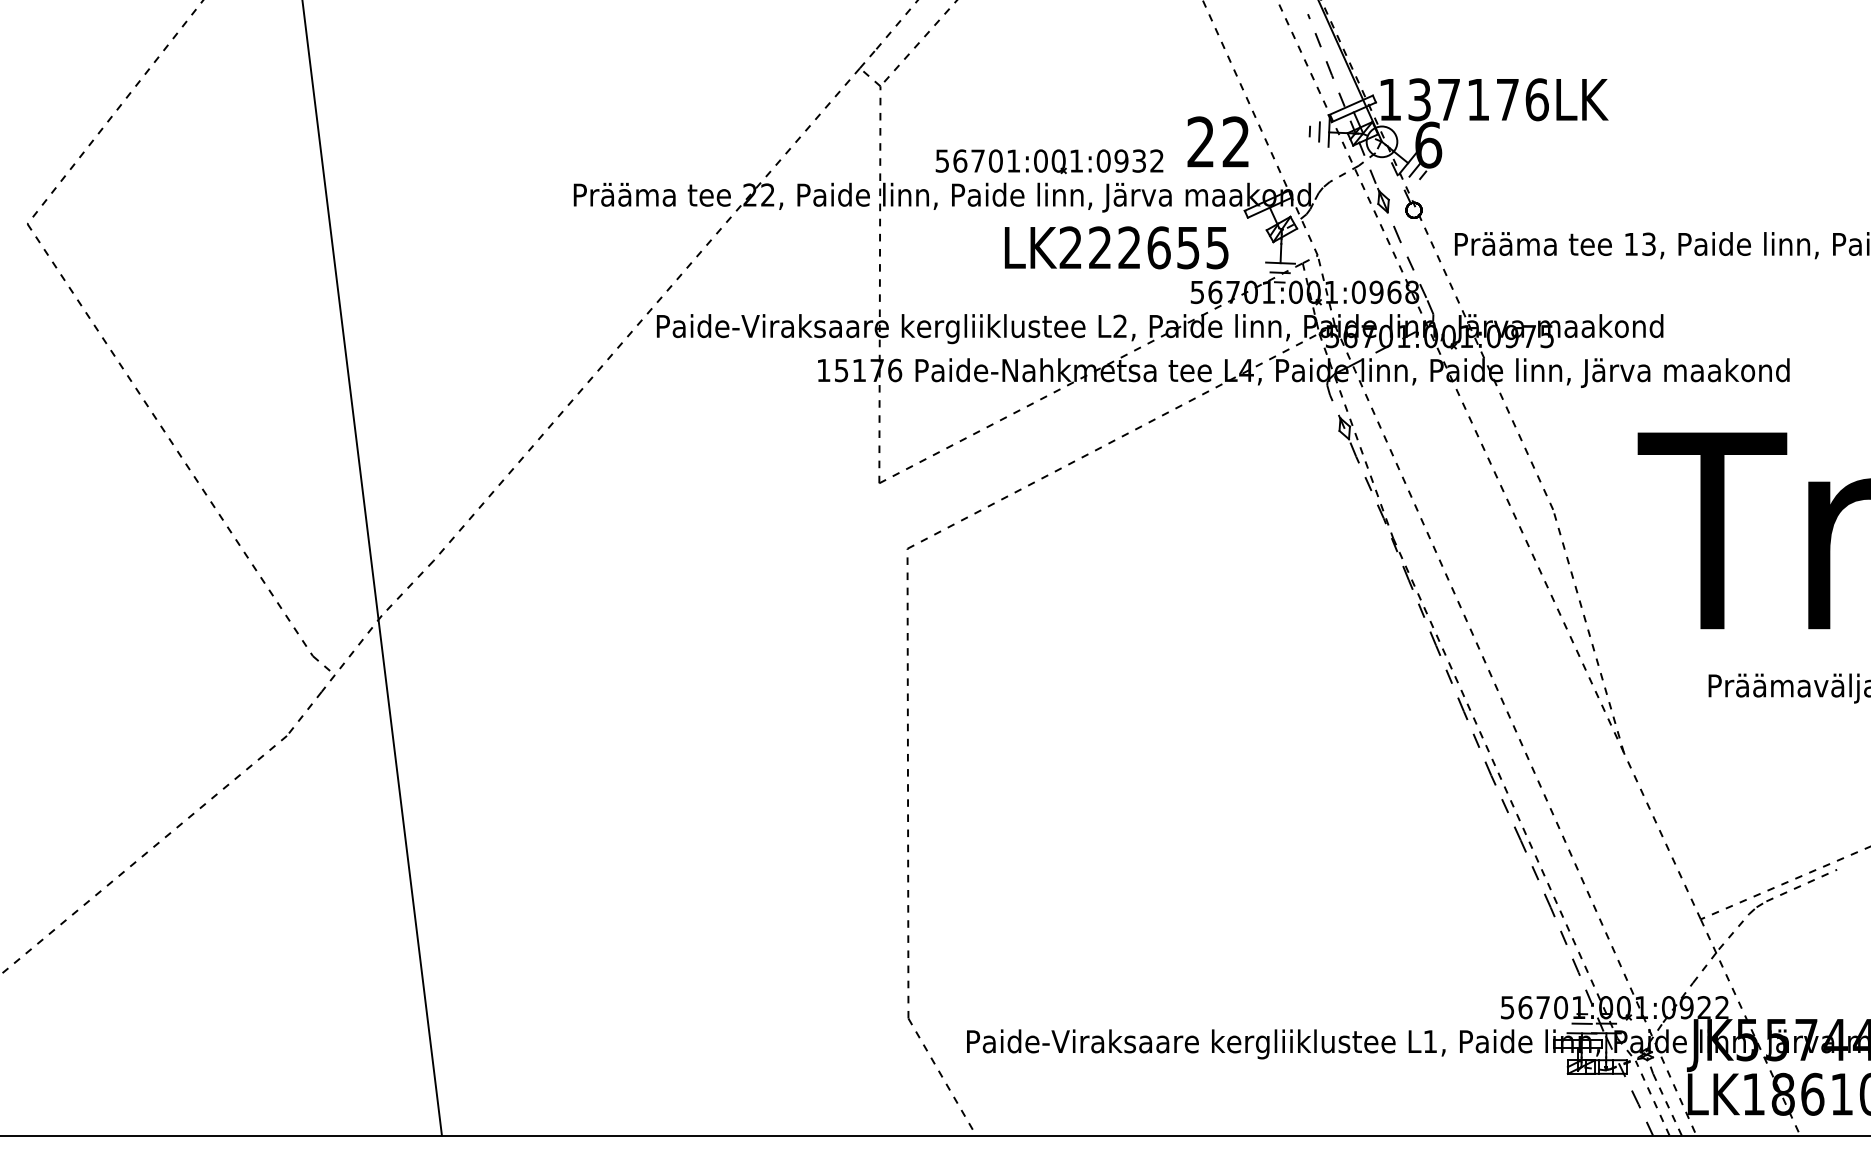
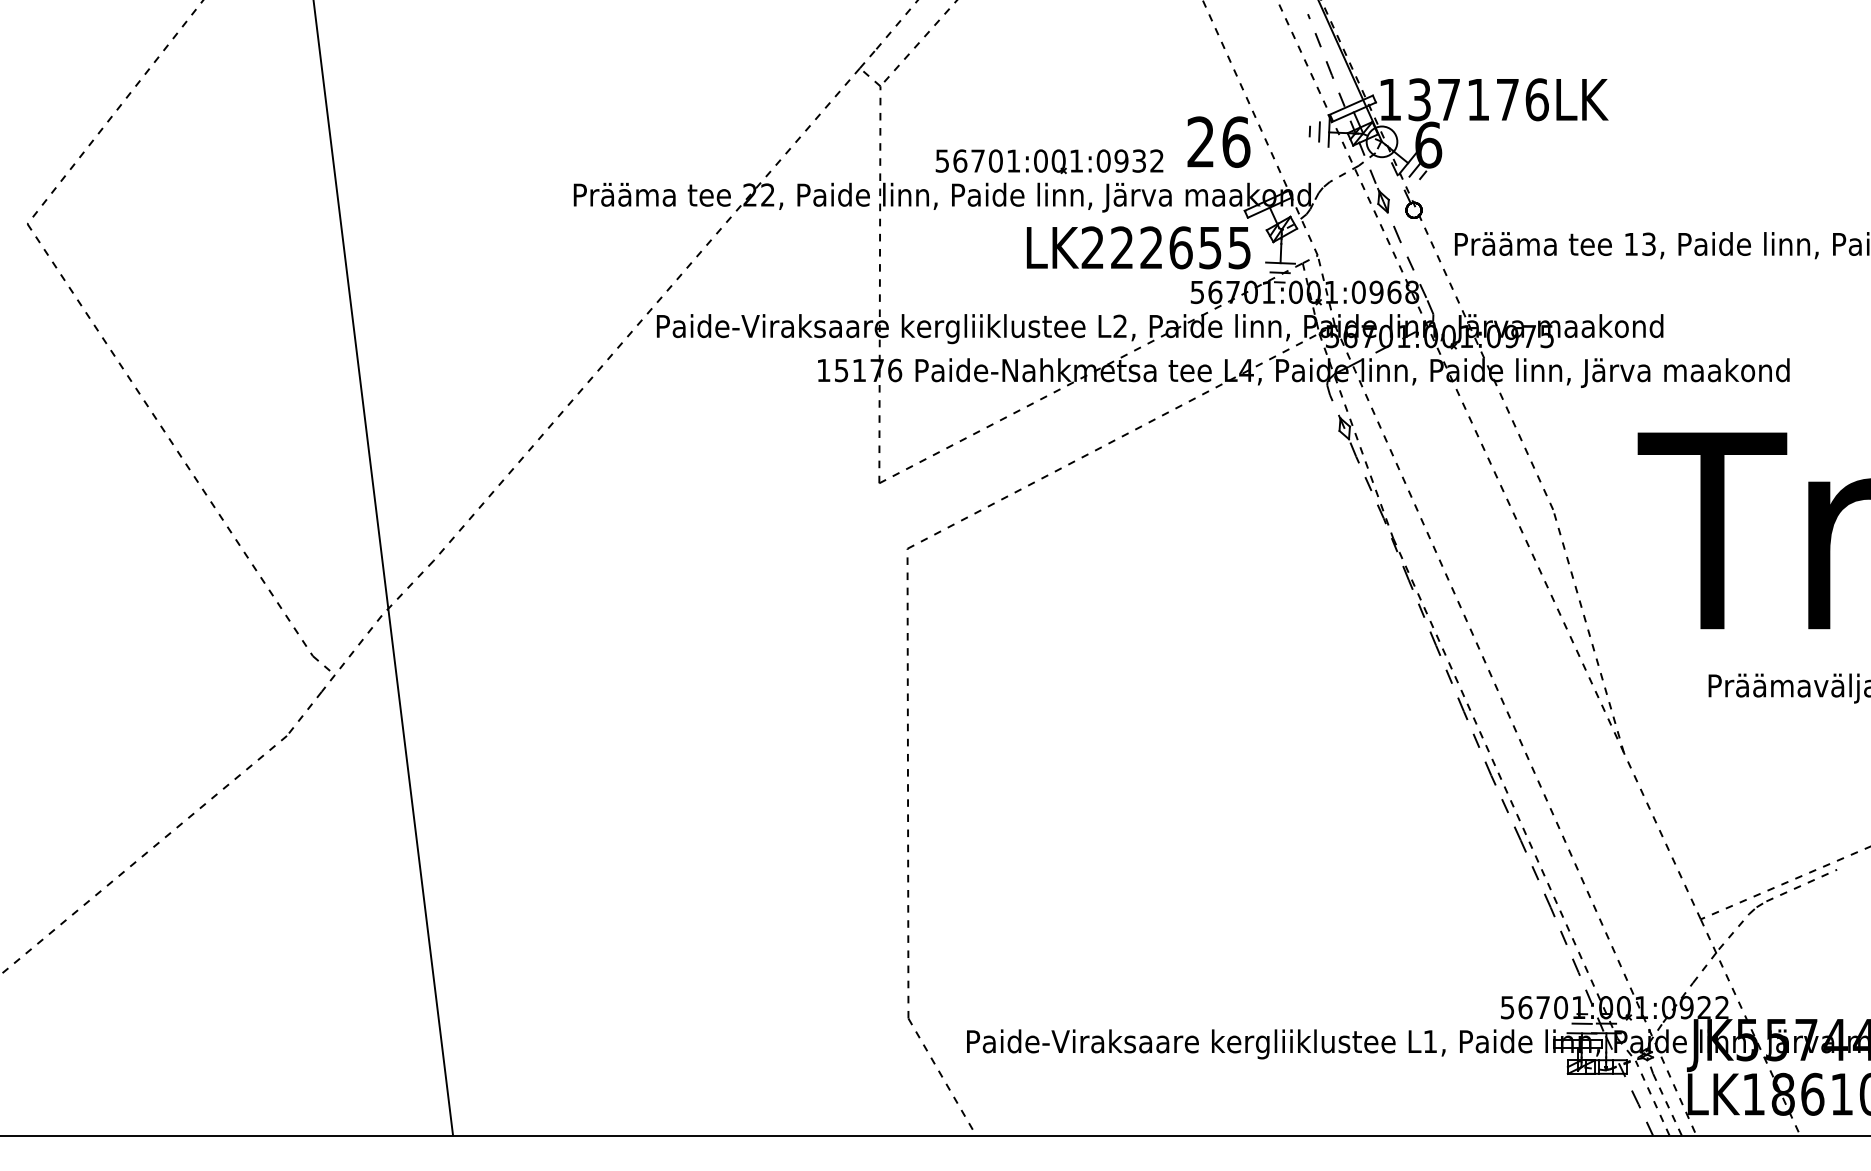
text: 22 -> 26 (1236, 141)
text position: (1116, 247) -> (1138, 247) (1138, 247)
line position: (371, 568) -> (382, 568) (382, 568)
